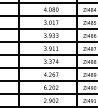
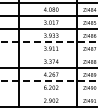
line: solid -> dashed (49, 42)
line: present -> none (48, 55)
line: solid -> dashed (49, 81)
line: present -> none (48, 94)
